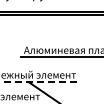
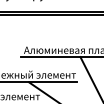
line: none -> present (90, 77)
line: dashed -> solid (38, 82)
